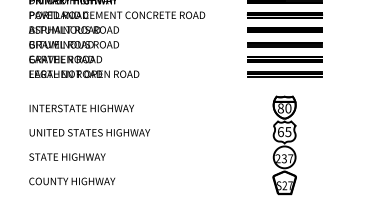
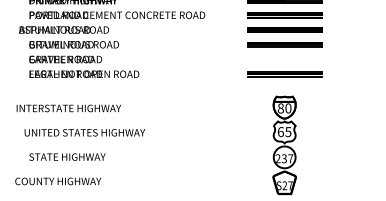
text position: (73, 29) -> (63, 29) (63, 29)
part: present -> none (284, 59)
text position: (81, 108) -> (68, 108) (68, 108)
text position: (89, 132) -> (84, 132) (84, 132)
text position: (72, 181) -> (58, 181) (58, 181)
